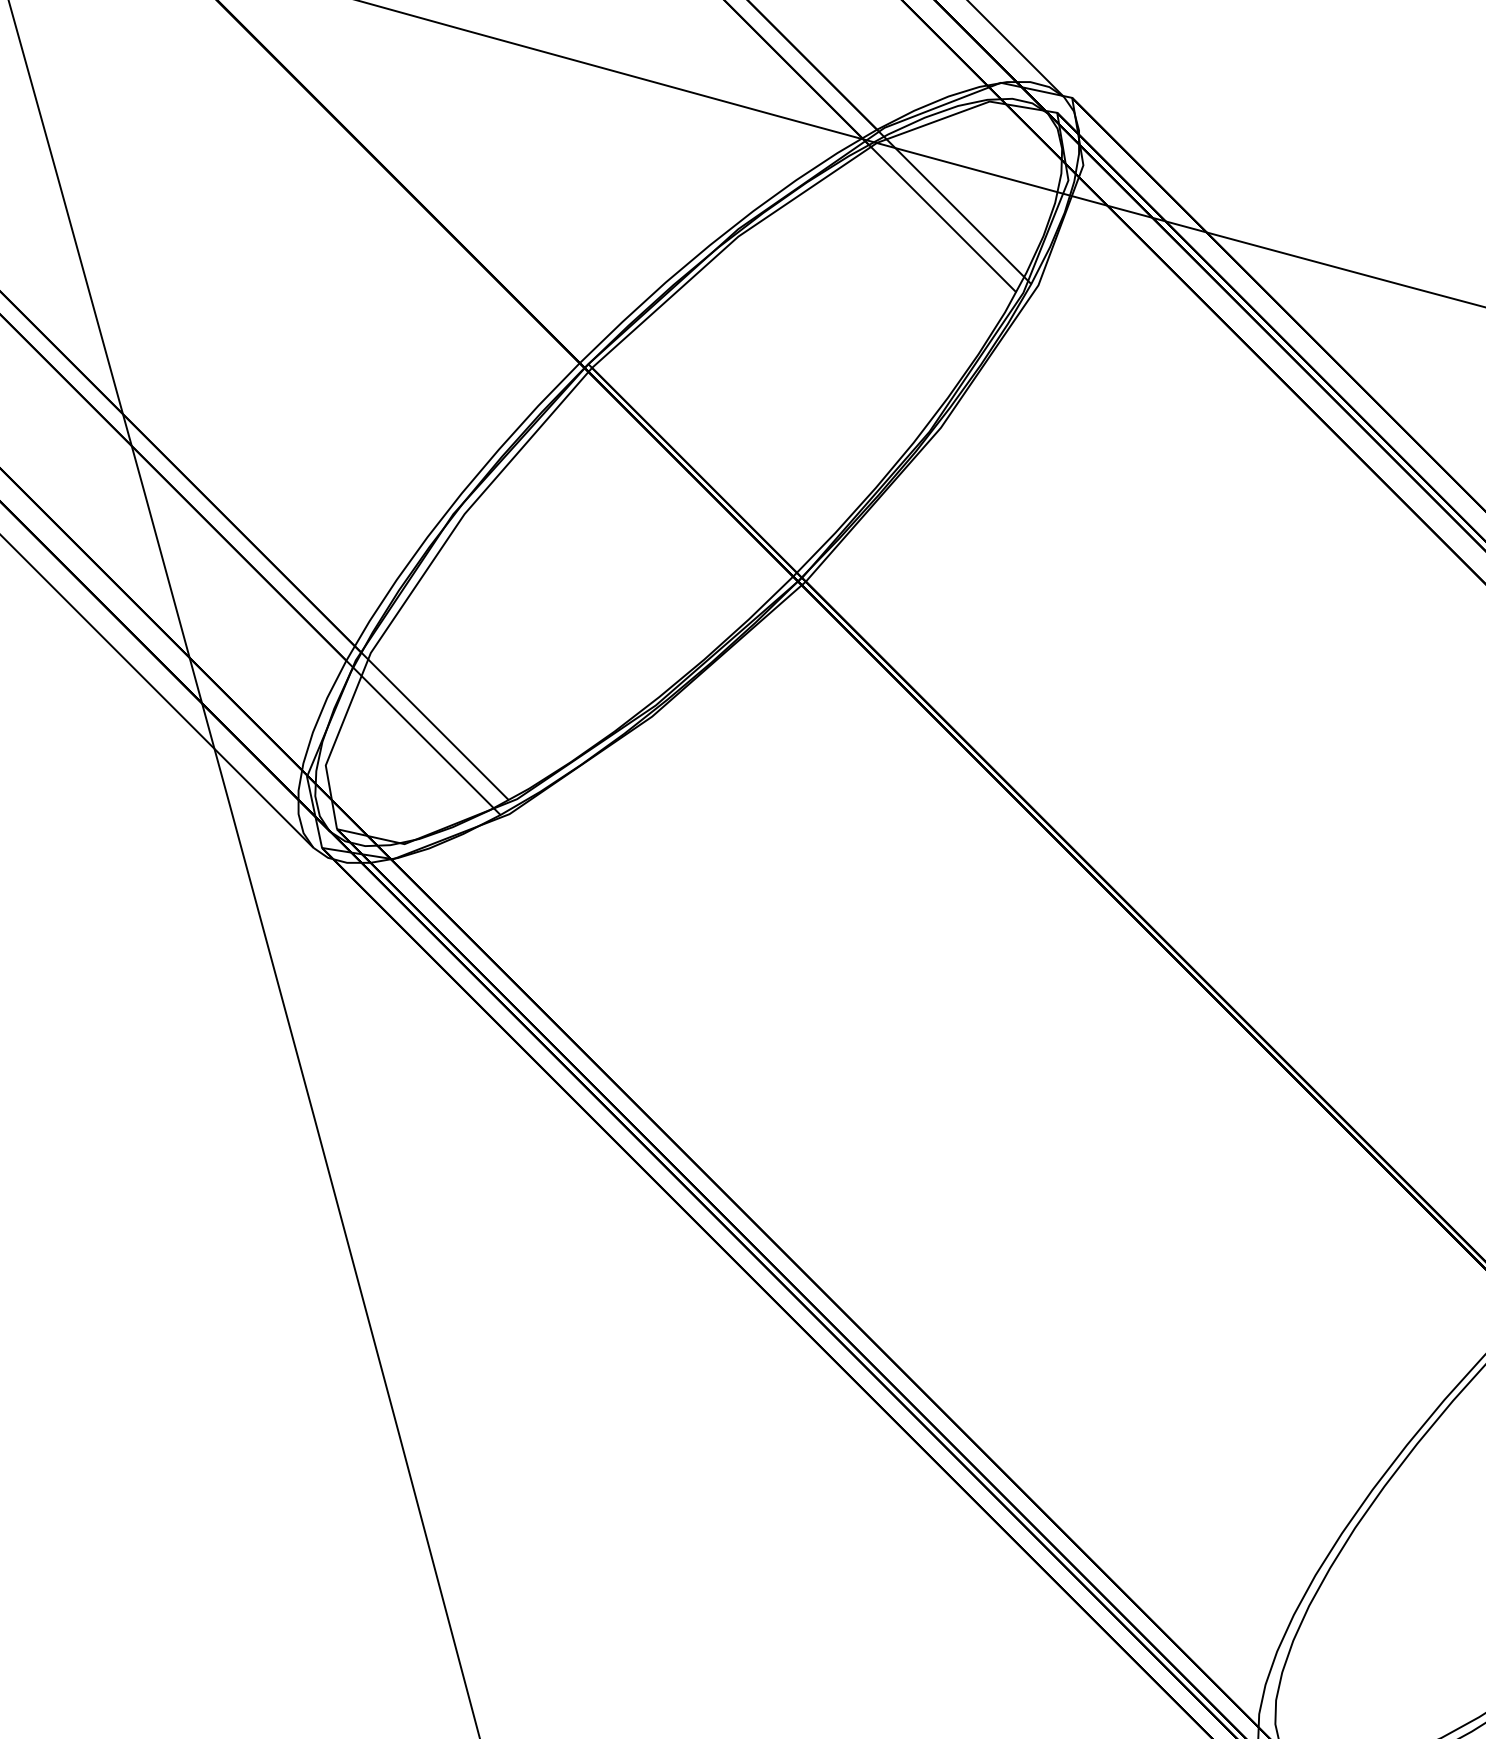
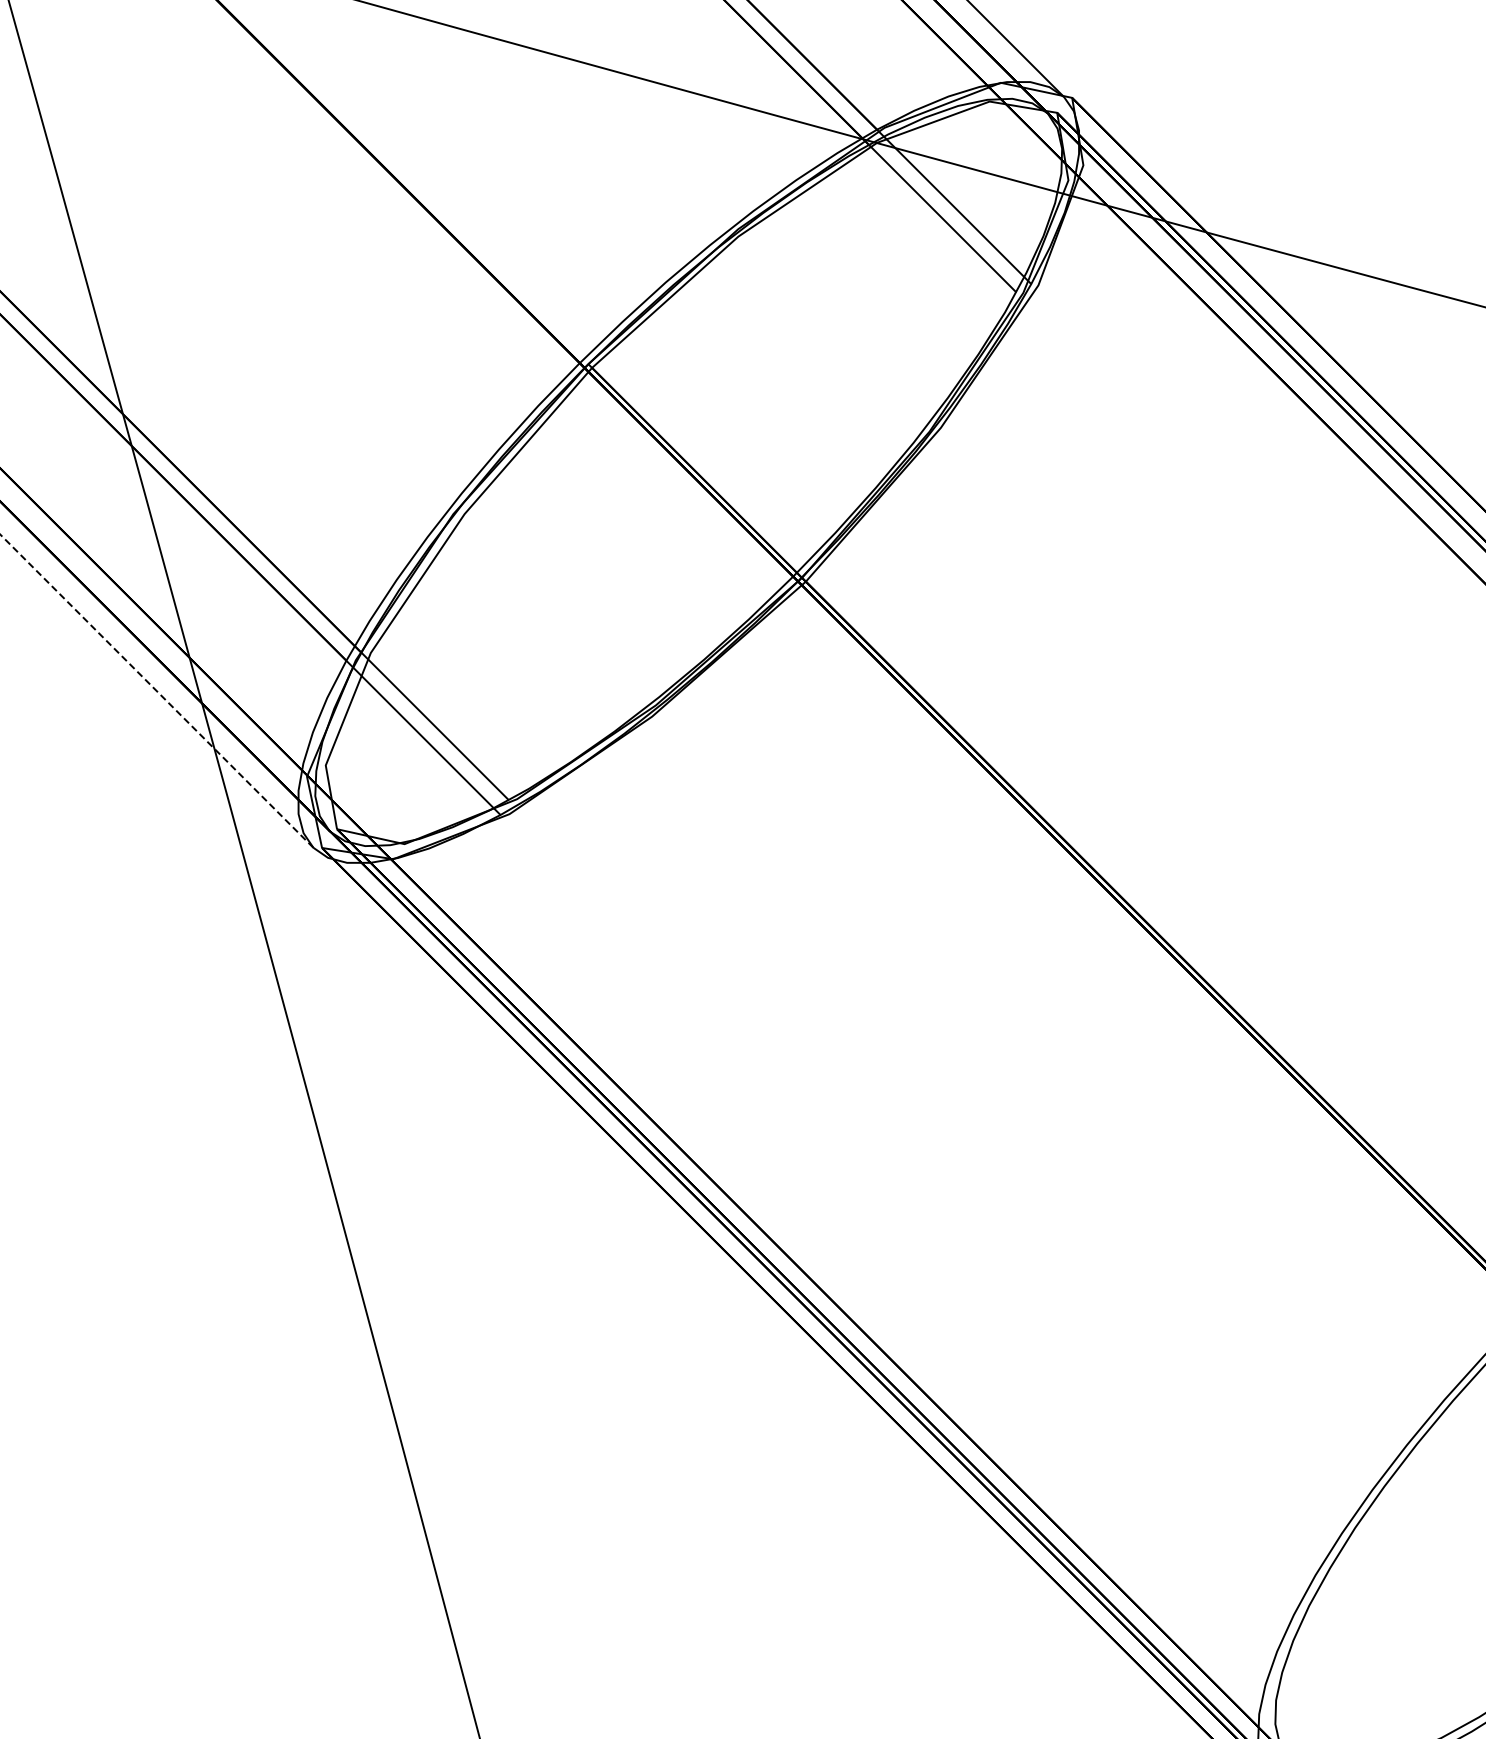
line: solid -> dashed (156, 690)
